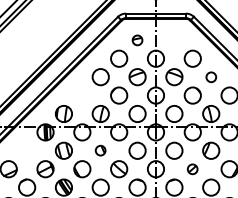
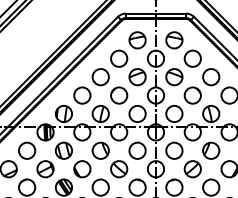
part size: 13x13 px -> 19x19 px (137, 40)
part: none -> present (174, 40)
circle size: 13x13 px -> 19x19 px (211, 77)
circle: none -> present (82, 95)
circle: none -> present (27, 150)
part size: 13x13 px -> 19x19 px (100, 150)
part size: 13x13 px -> 19x19 px (192, 169)
